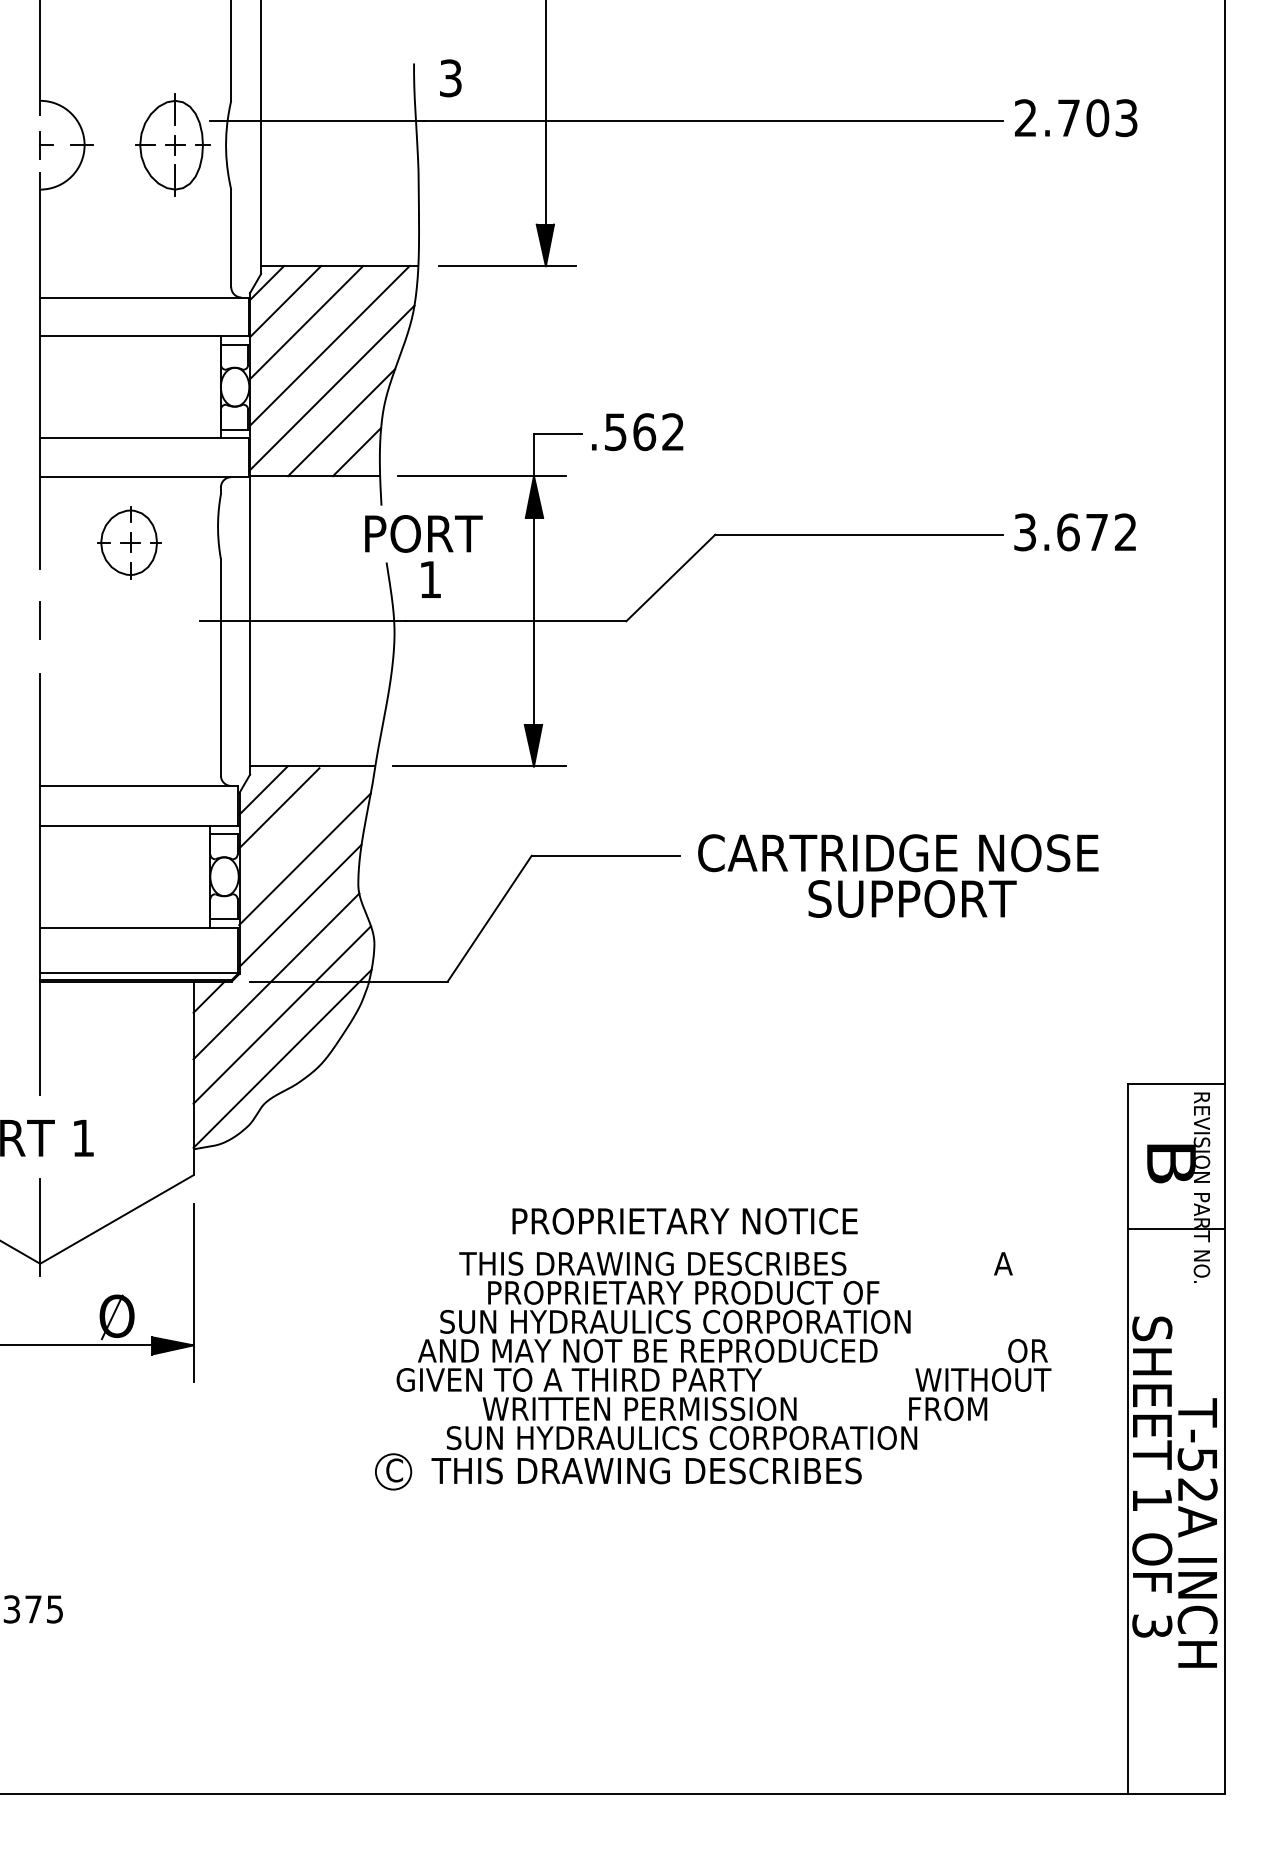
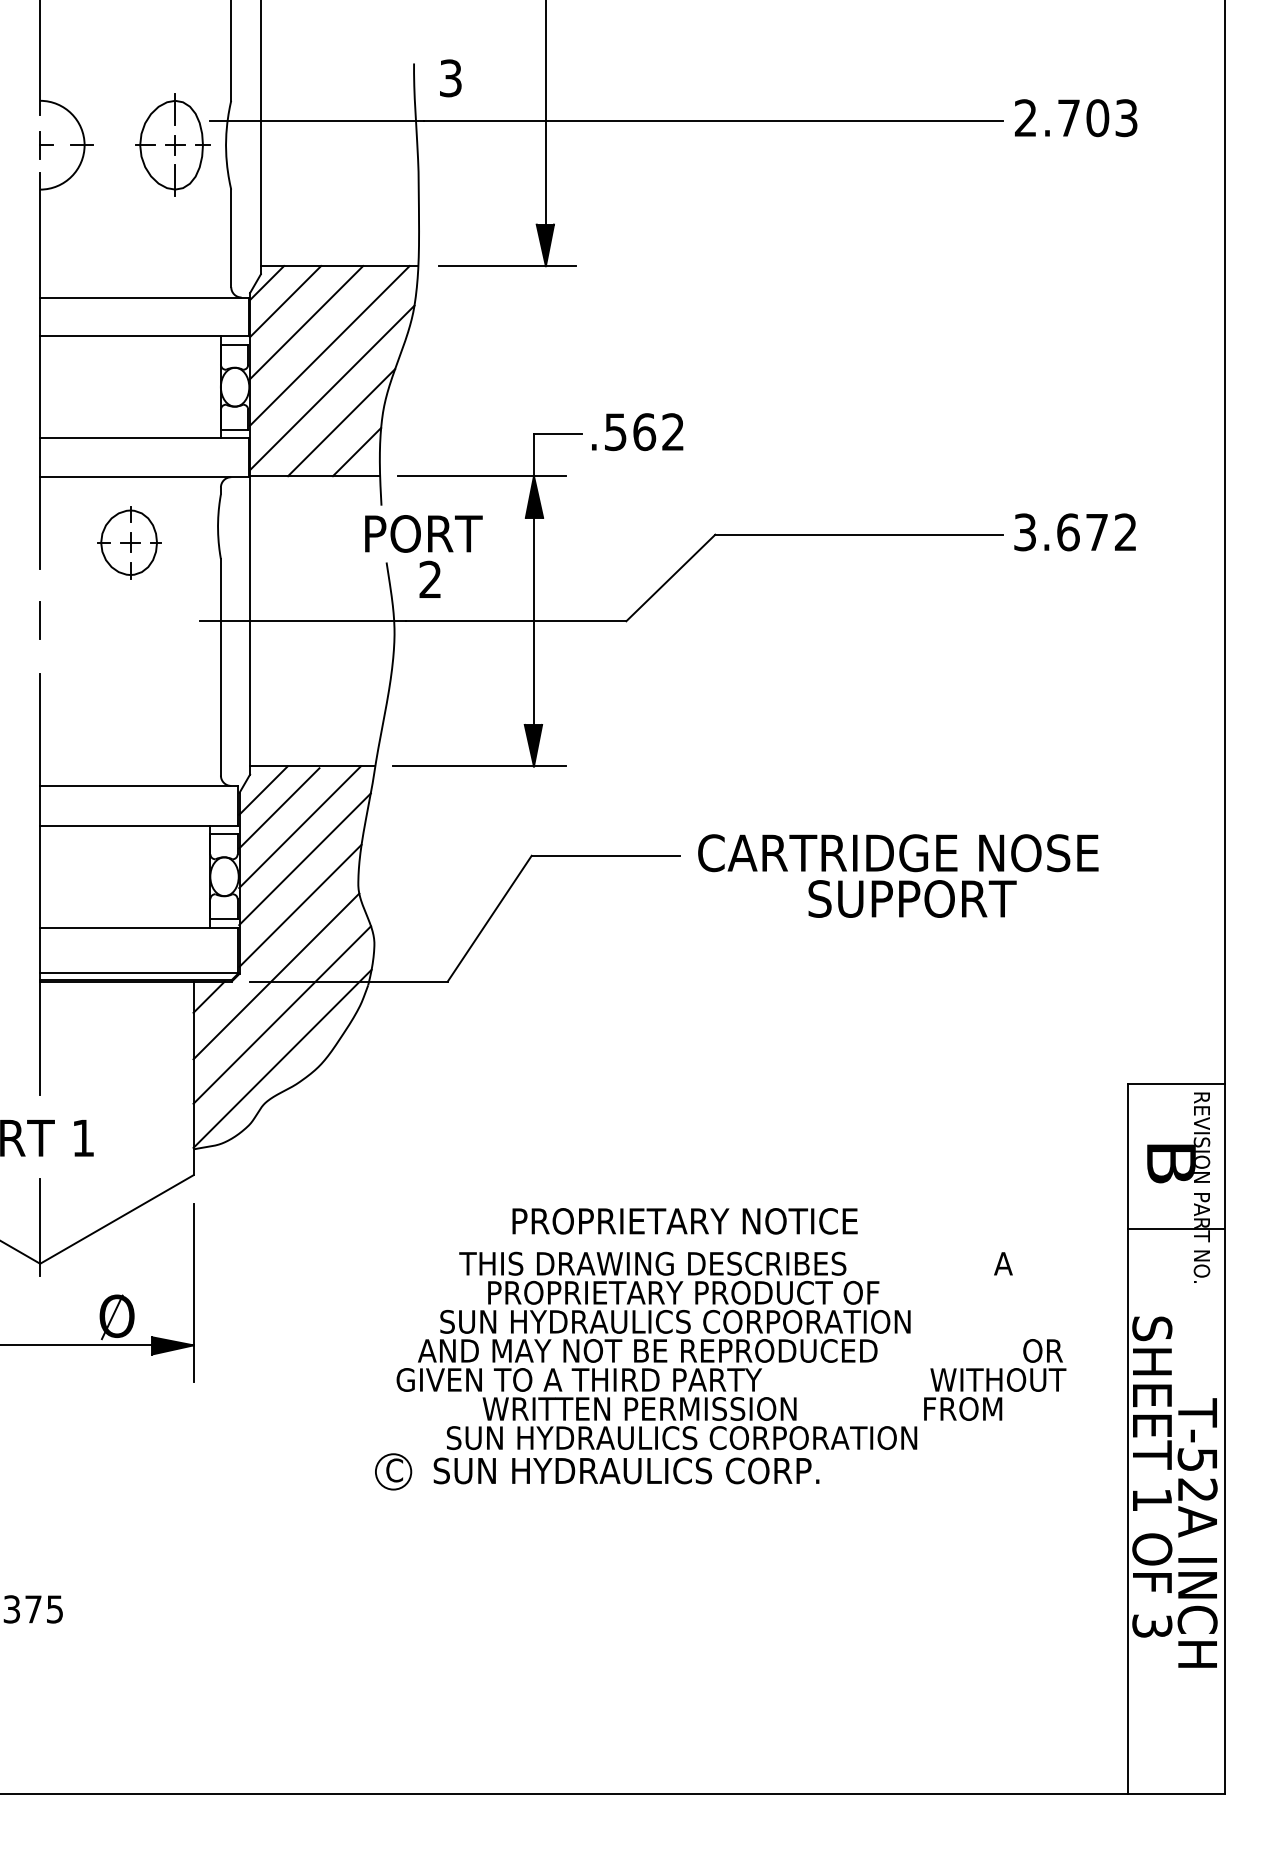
text: 1 -> 2 (429, 578)
line: none -> present (299, 827)
text position: (980, 1379) -> (995, 1379) (995, 1379)
text: THIS DRAWING DESCRIBES -> SUN HYDRAULICS CORP. (646, 1470)
